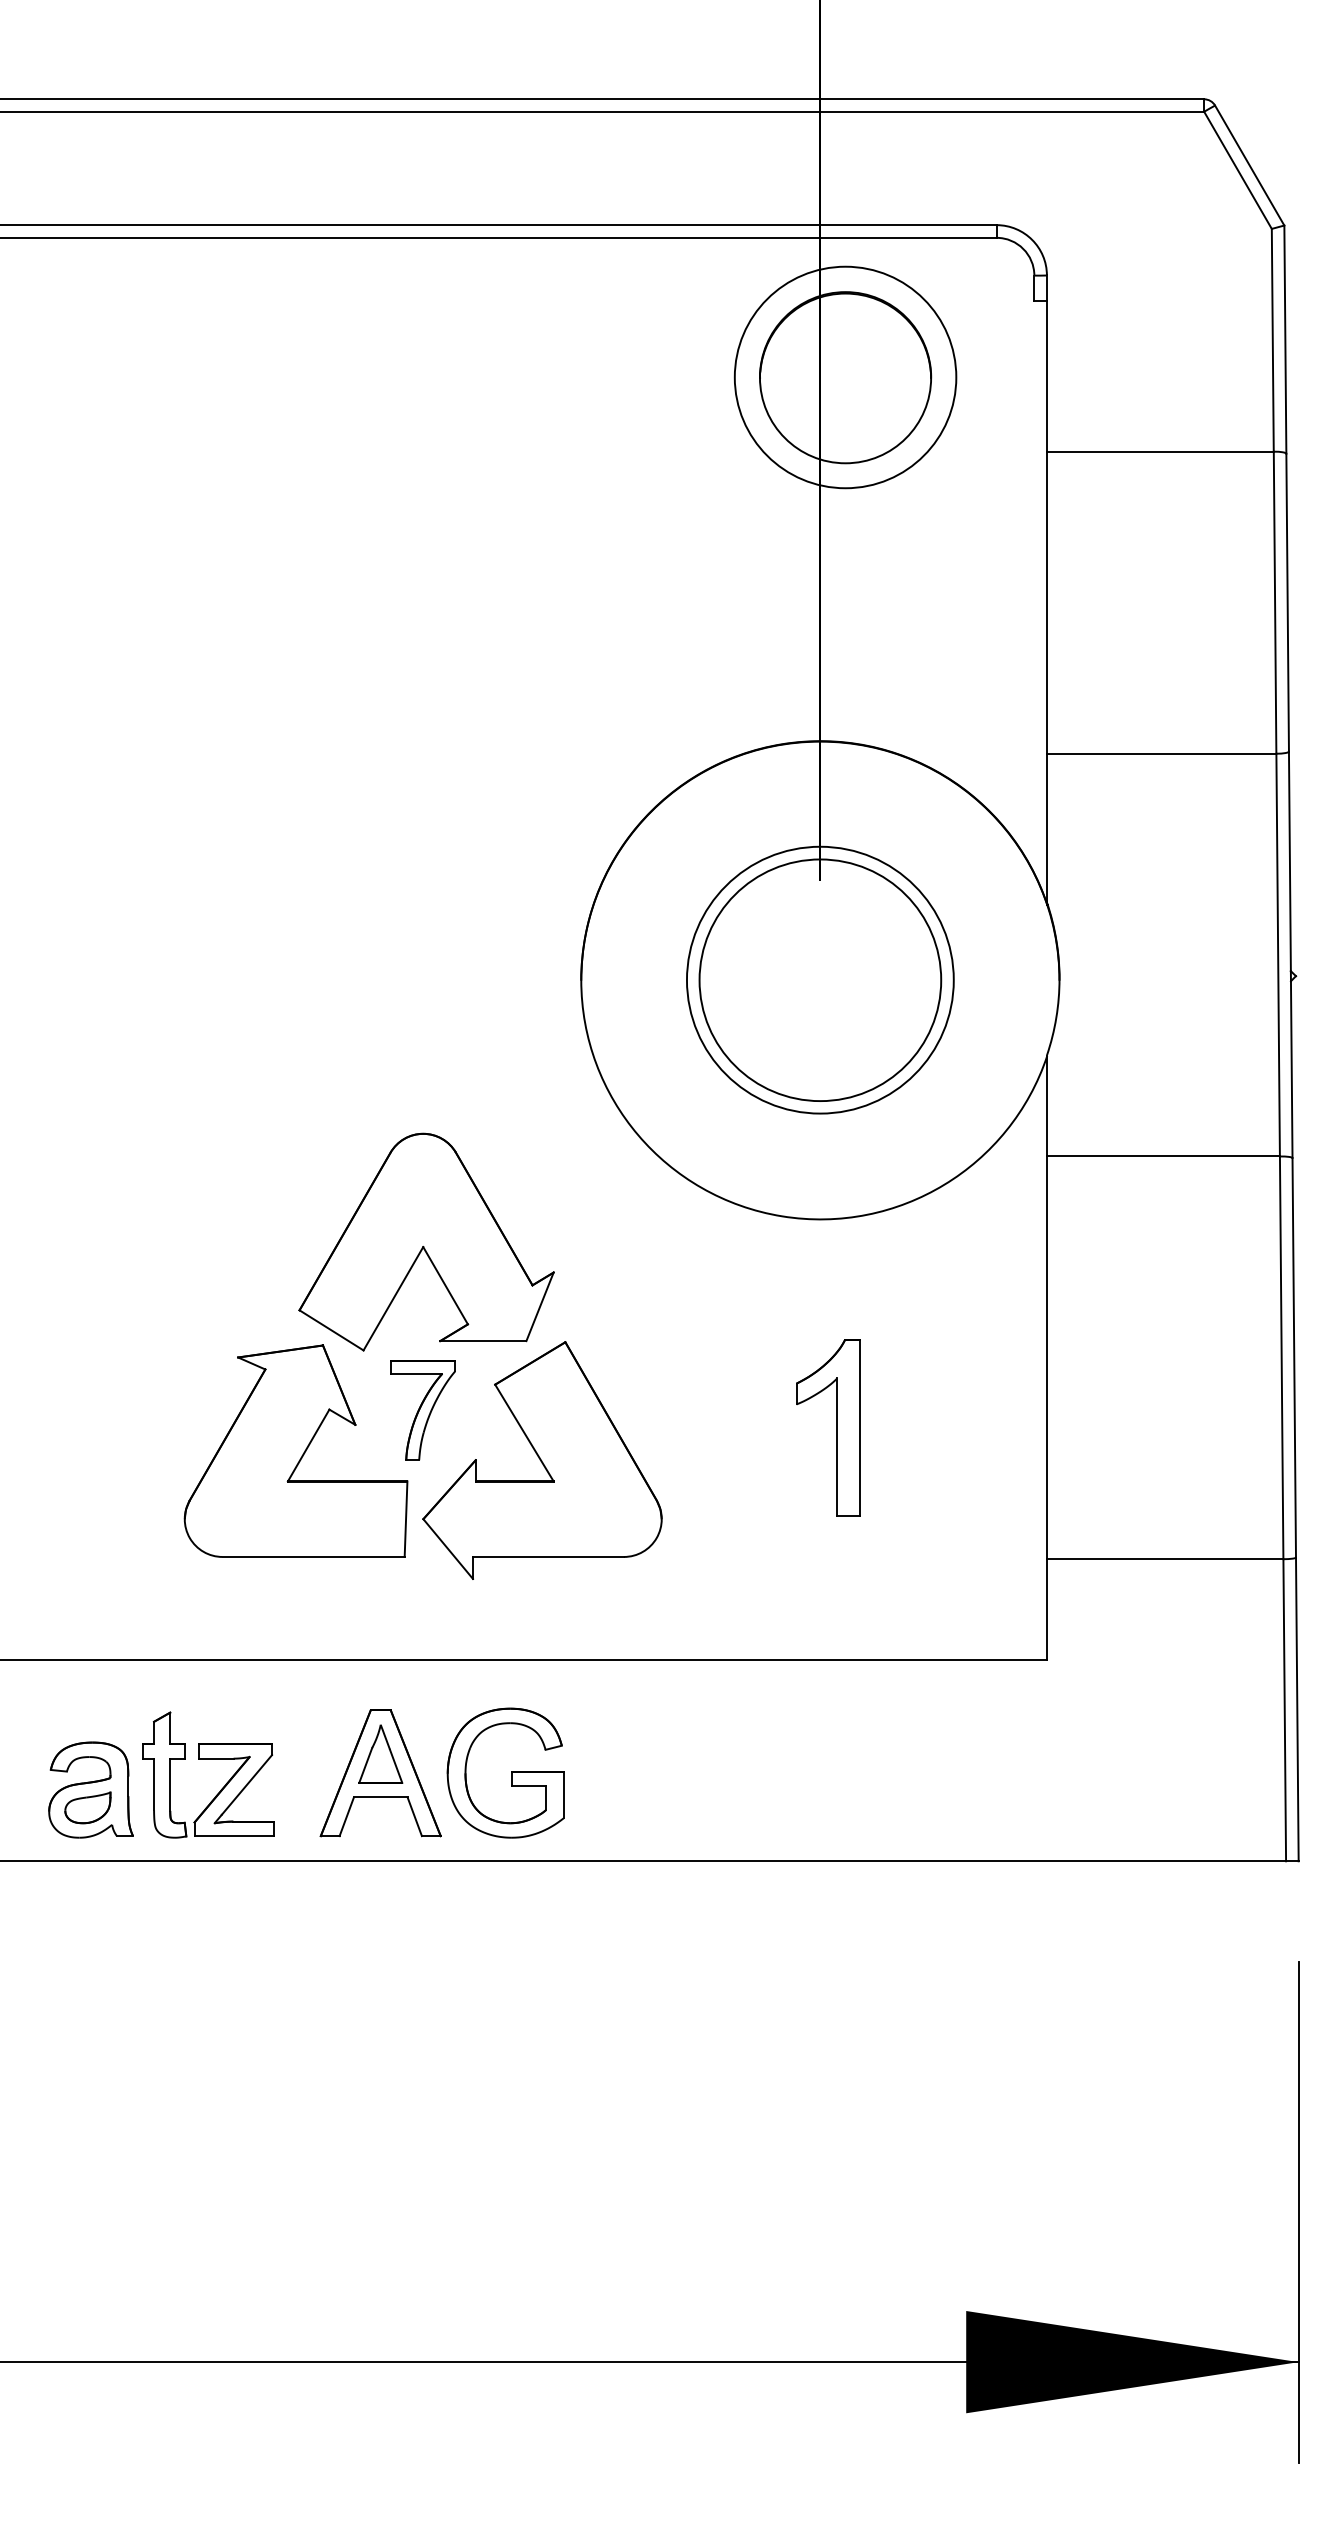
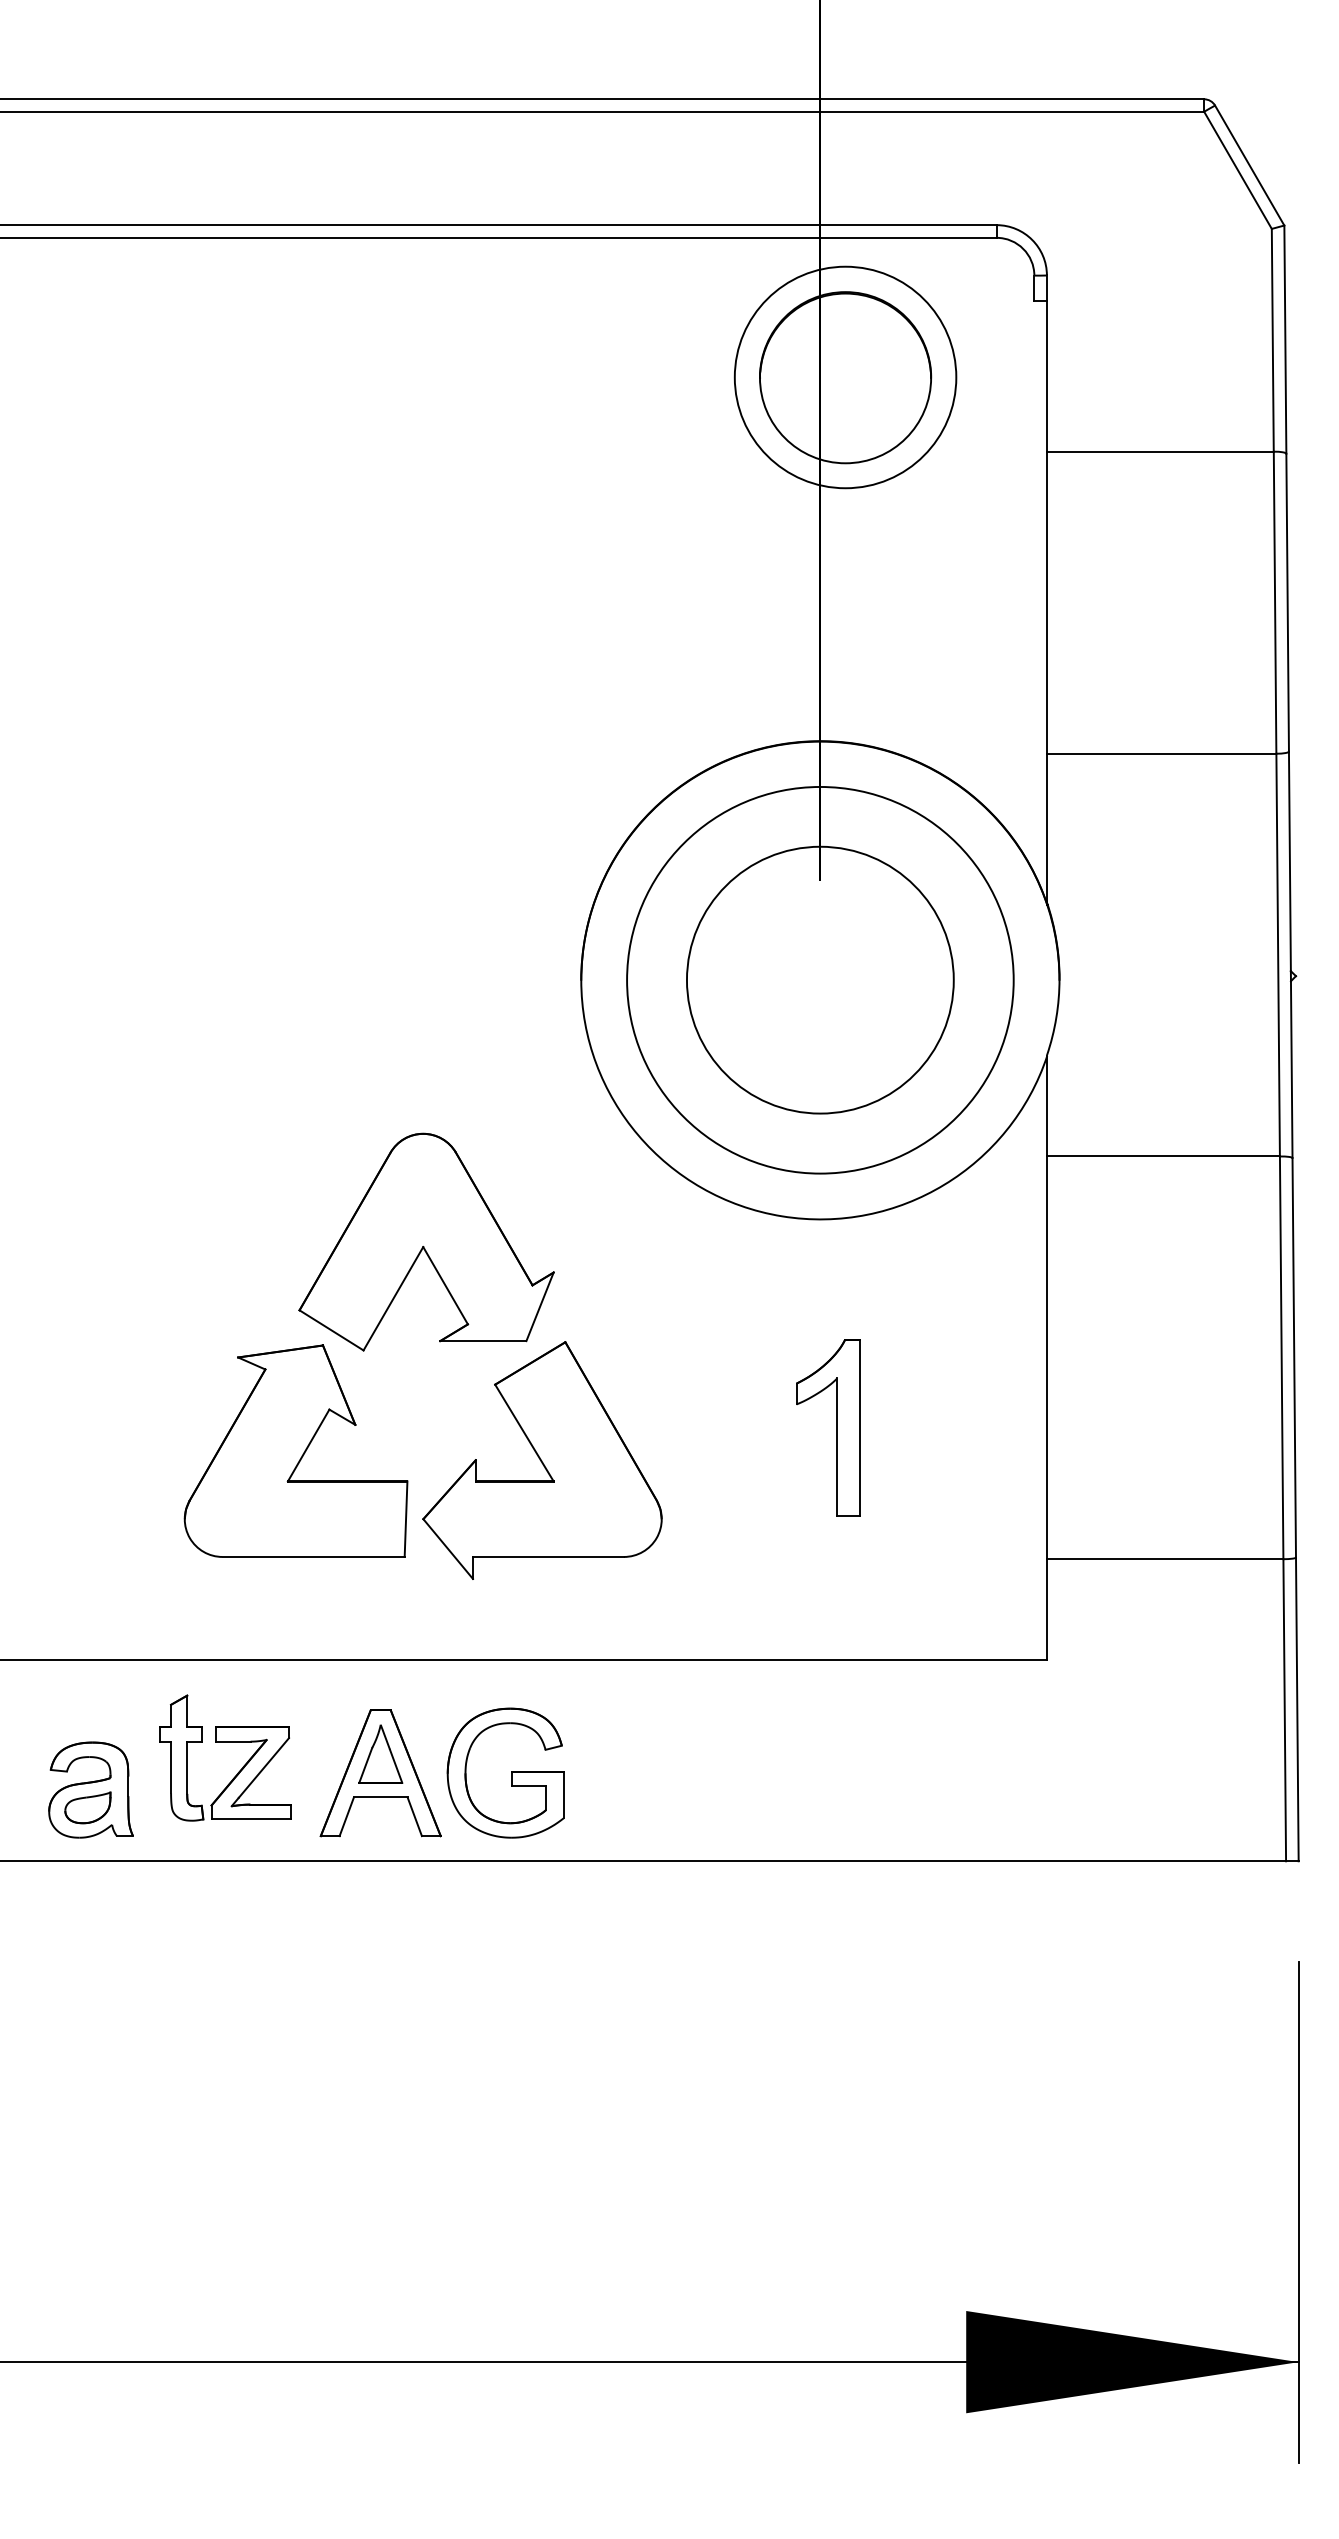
circle diameter: 242 px -> 387 px (820, 979)
part: present -> none (422, 1410)
part position: (208, 1759) -> (225, 1742) (225, 1742)
